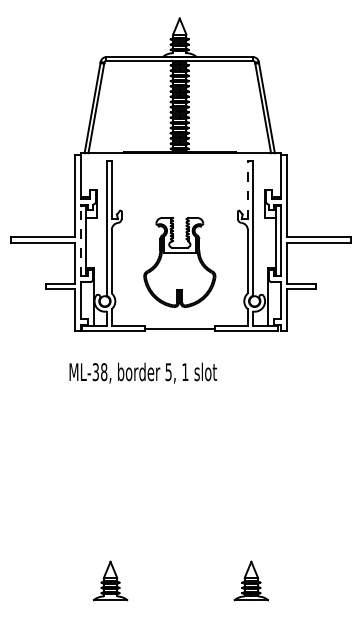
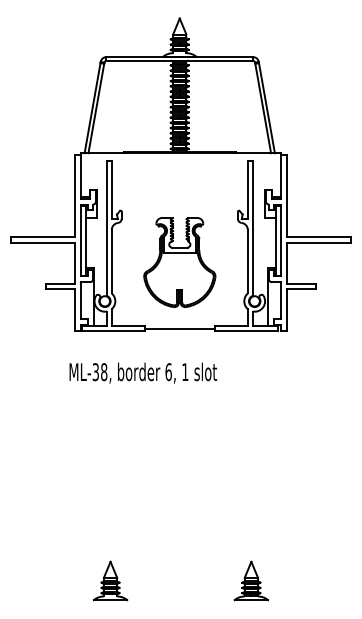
line: dashed -> solid (247, 189)
line: dashed -> solid (81, 240)
text: 5, -> 6, (168, 372)
